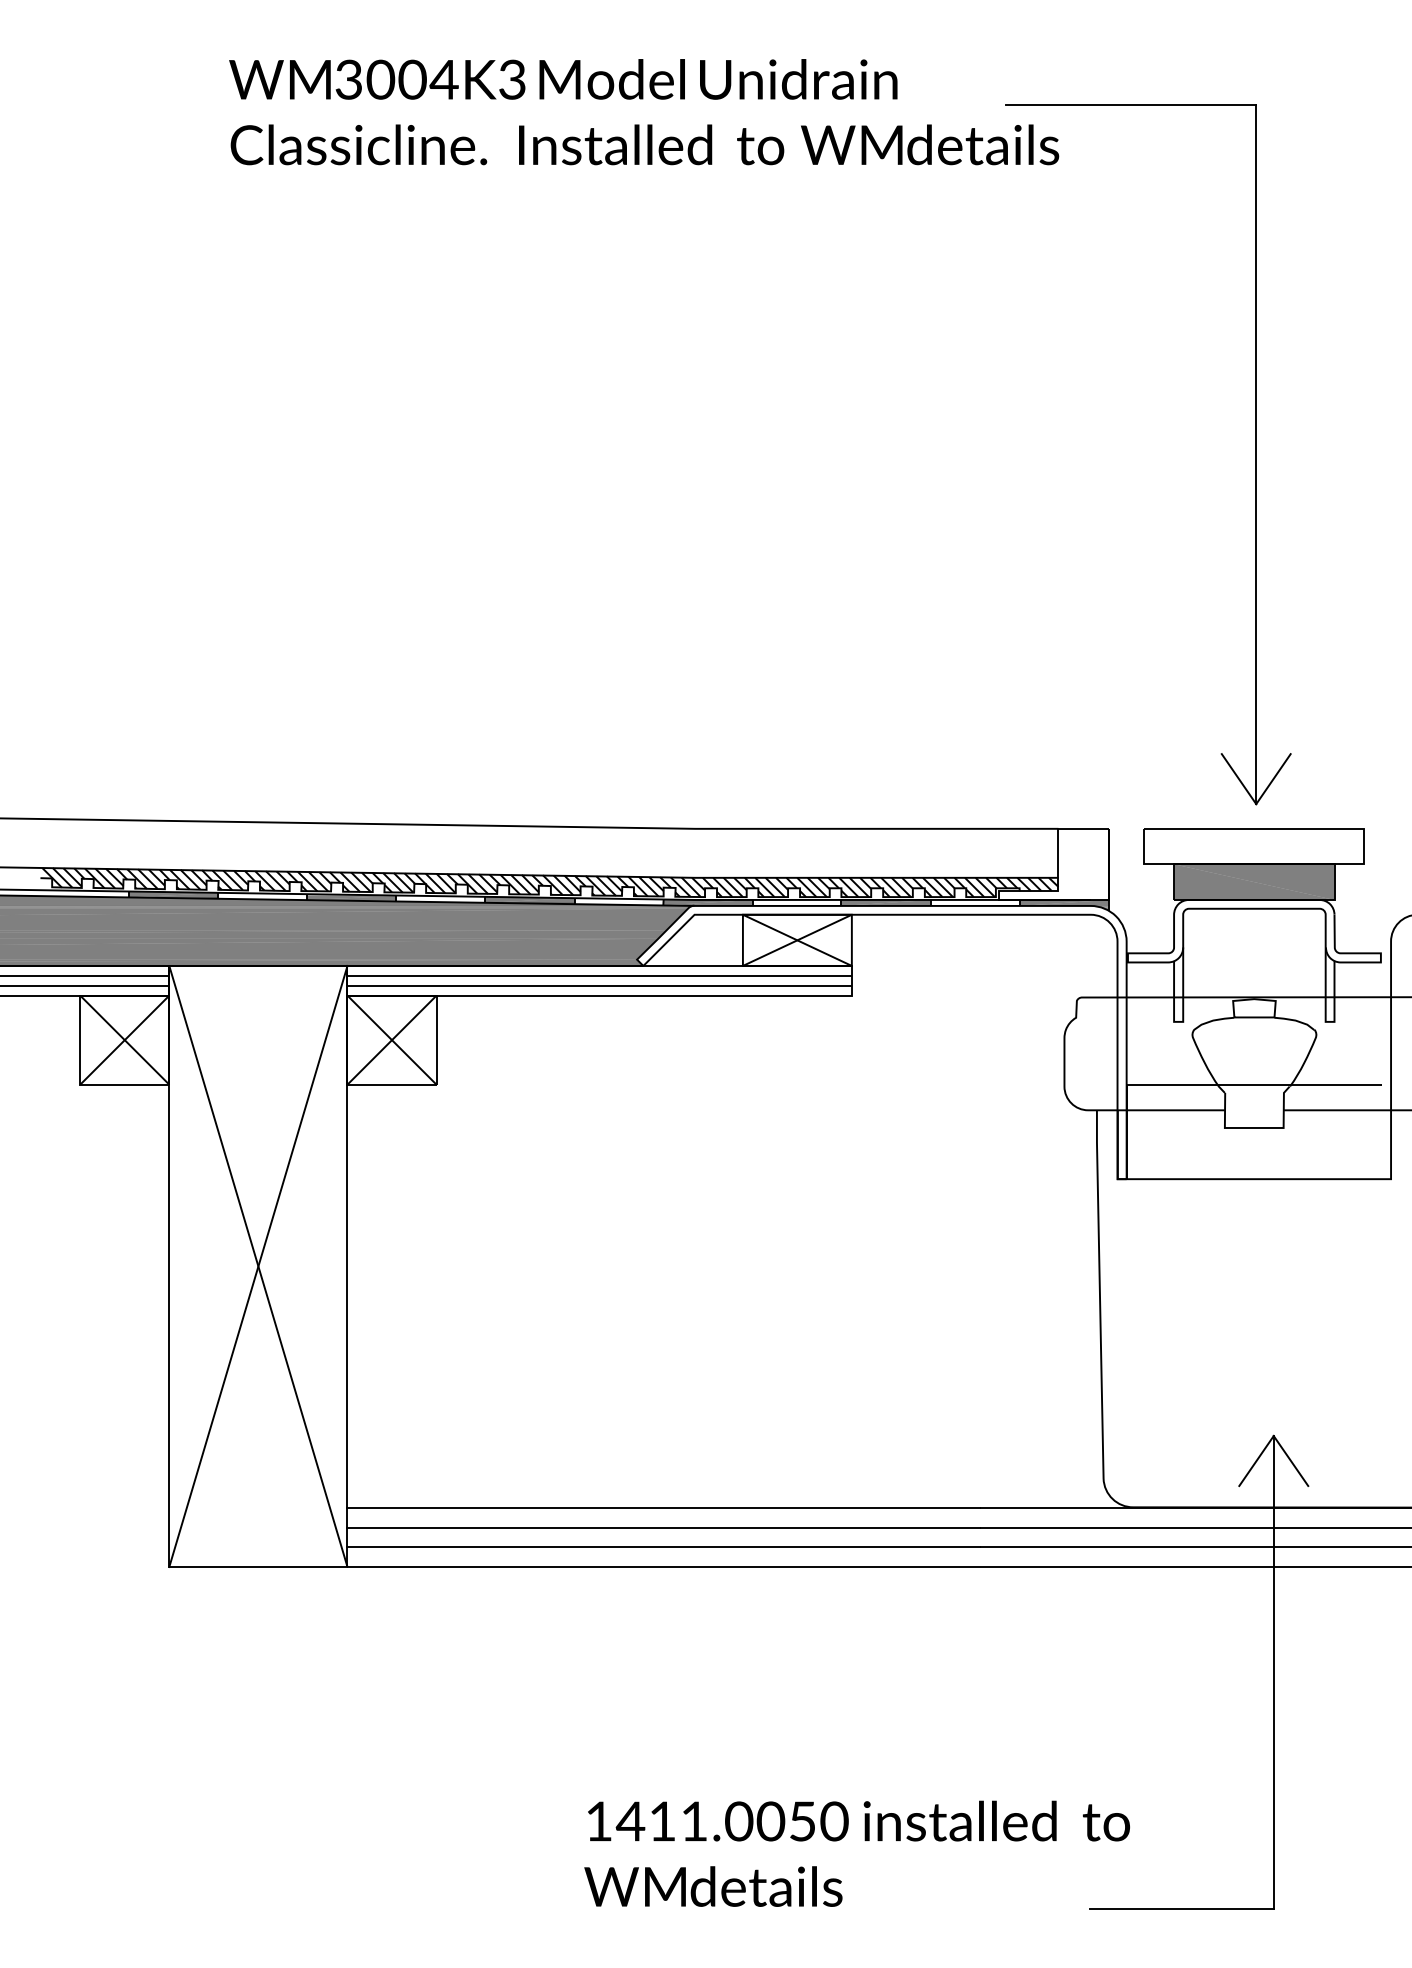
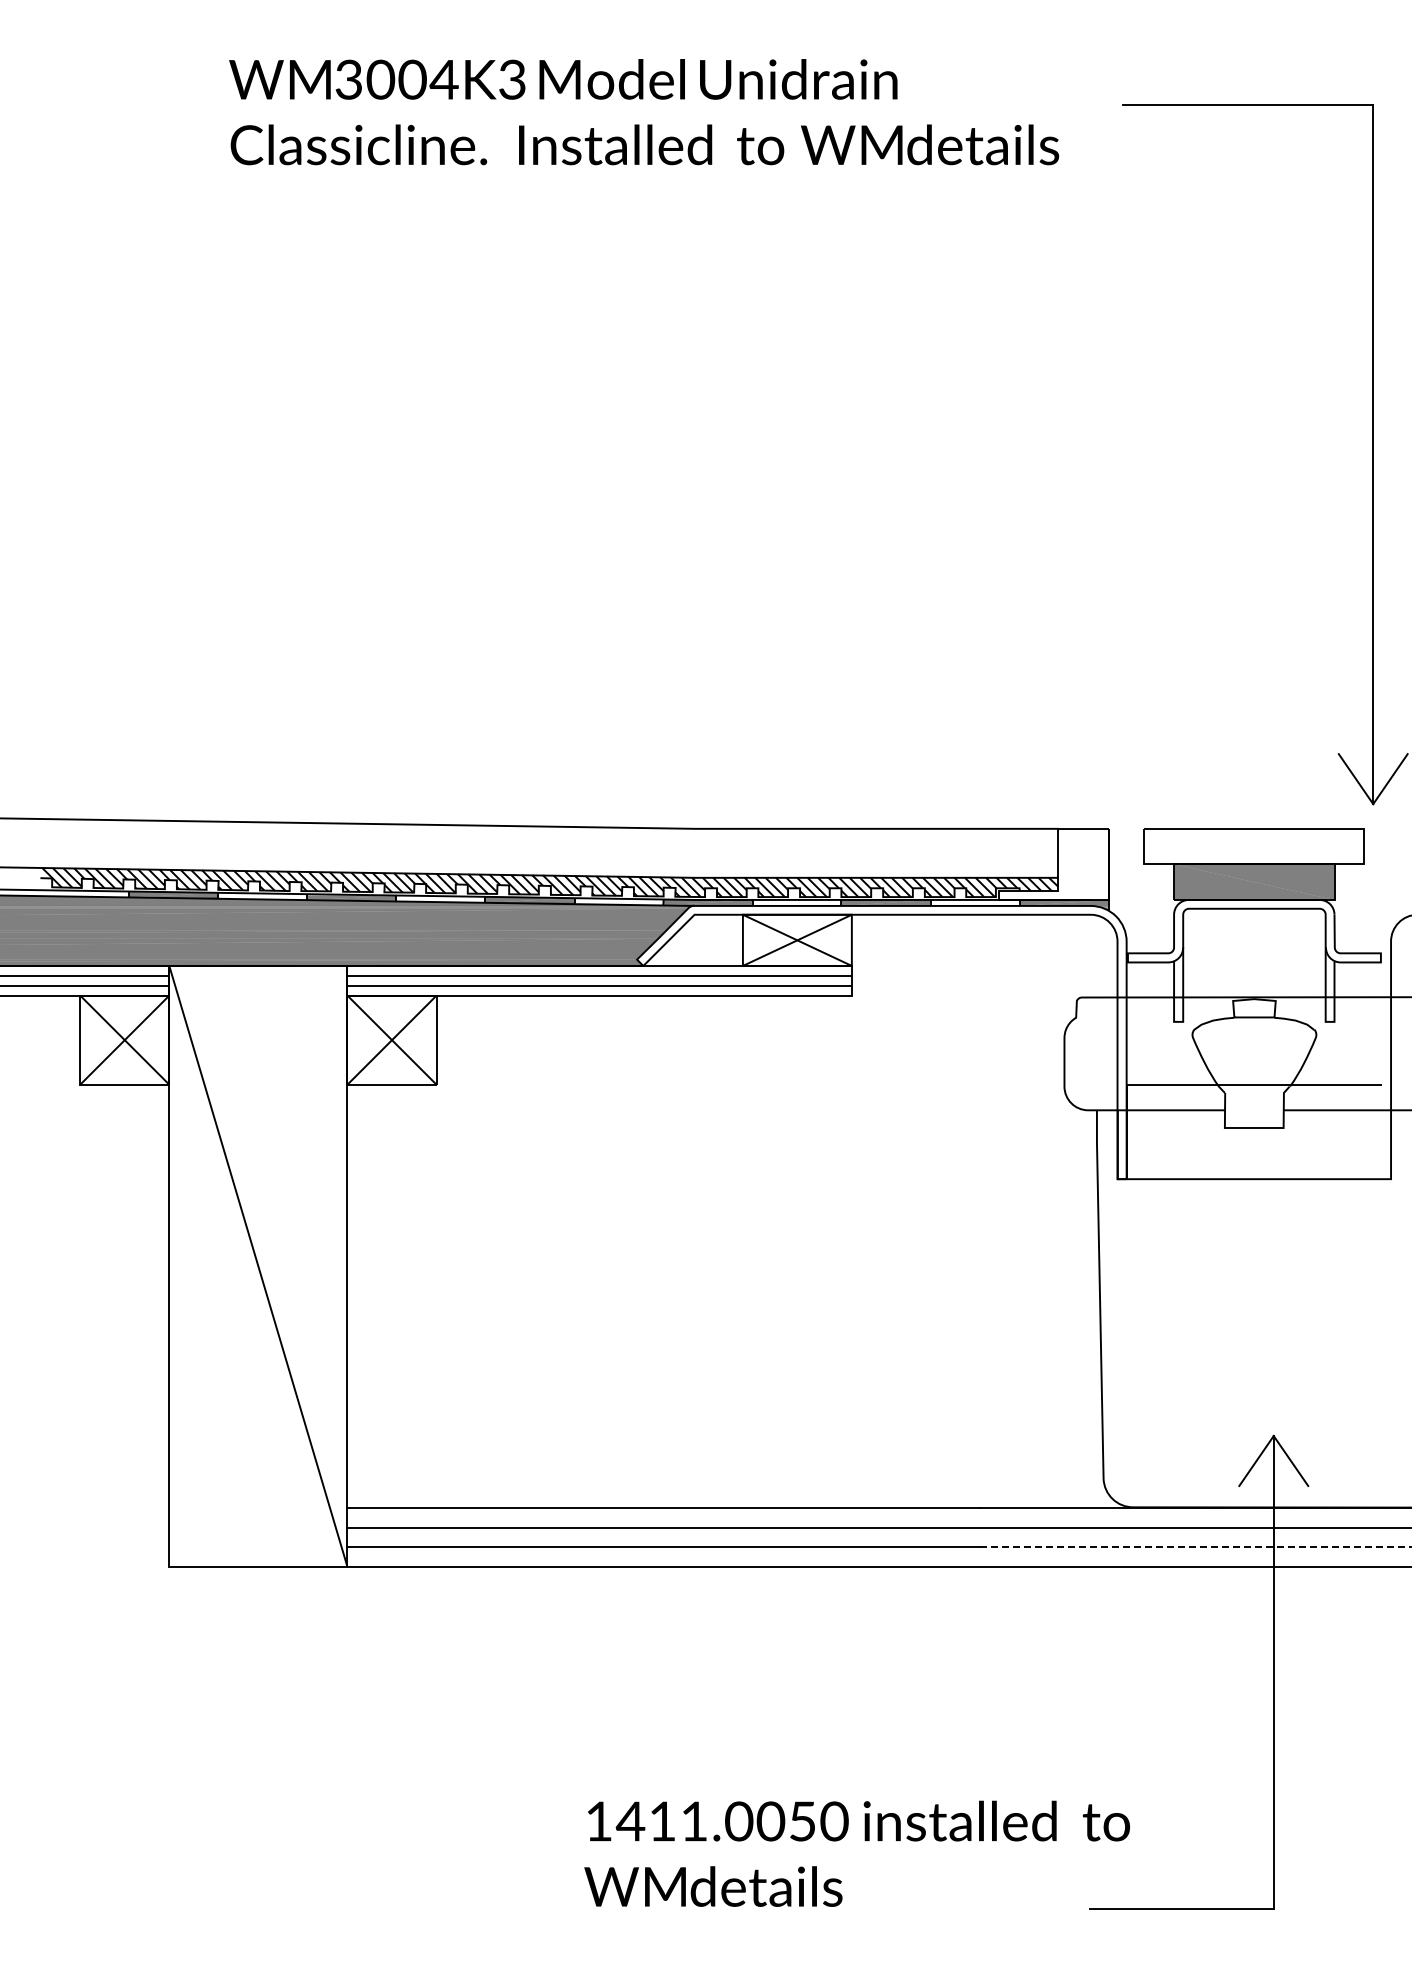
part position: (1255, 454) -> (1372, 454) (1372, 454)
line: present -> none (258, 1266)
line: solid -> dashed (1195, 1547)
